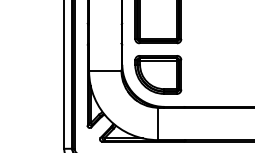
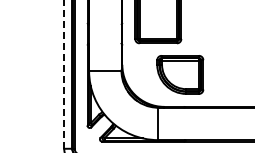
line: solid -> dashed (64, 74)
part position: (158, 74) -> (180, 74) (180, 74)
